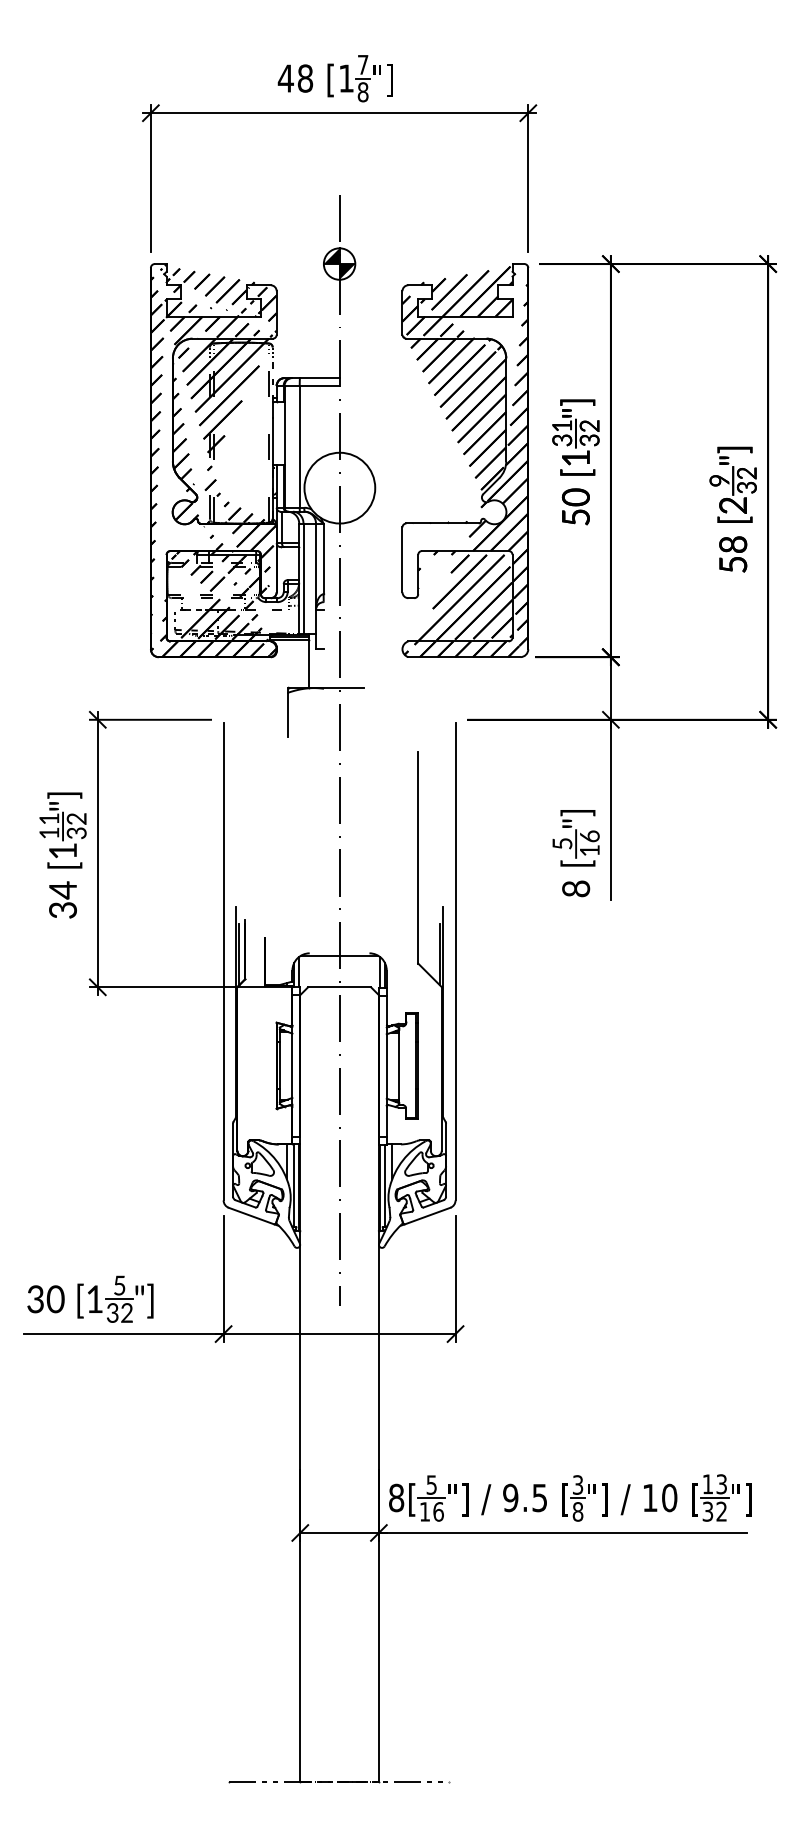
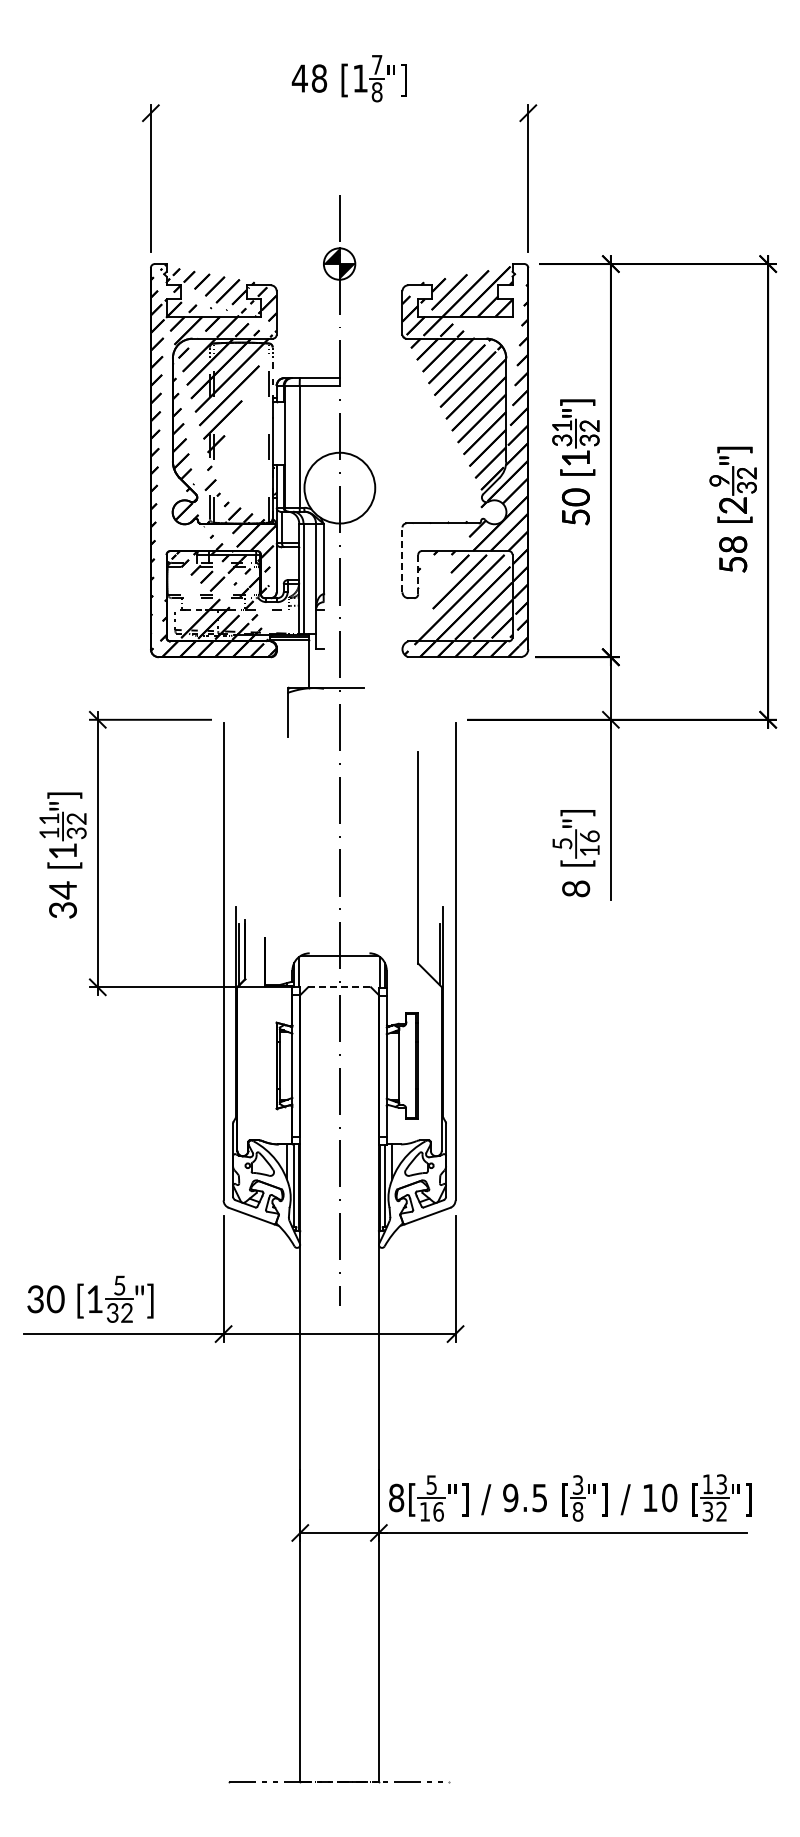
part position: (334, 78) -> (348, 78) (348, 78)
line: present -> none (339, 113)
line: solid -> dashed (402, 559)
line: solid -> dashed (418, 574)
line: solid -> dashed (340, 987)
